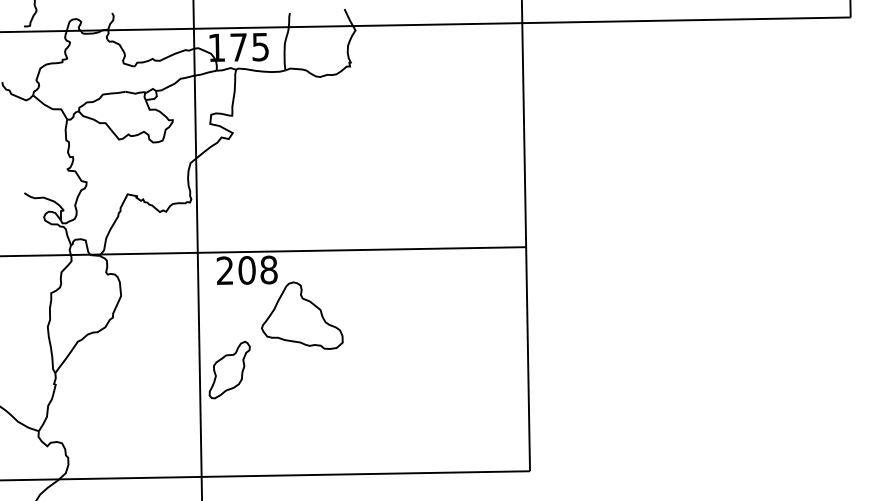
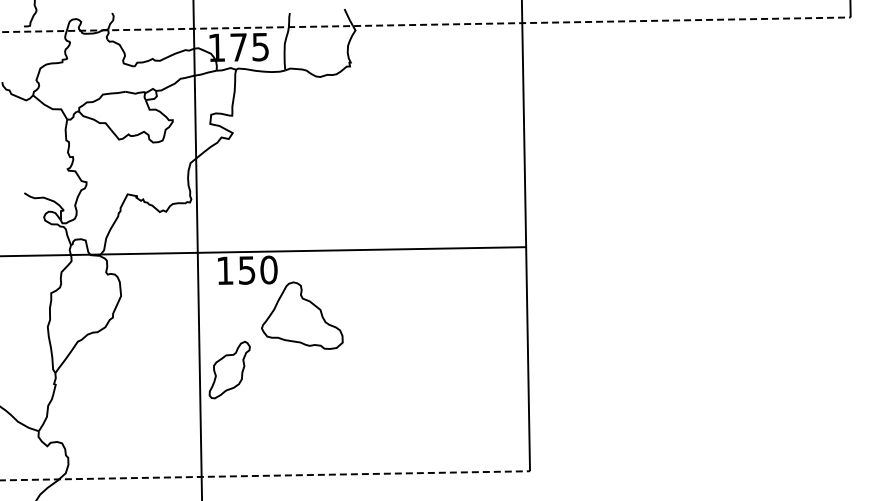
line: solid -> dashed (425, 24)
text: 208 -> 150 (246, 270)
line: solid -> dashed (265, 475)
